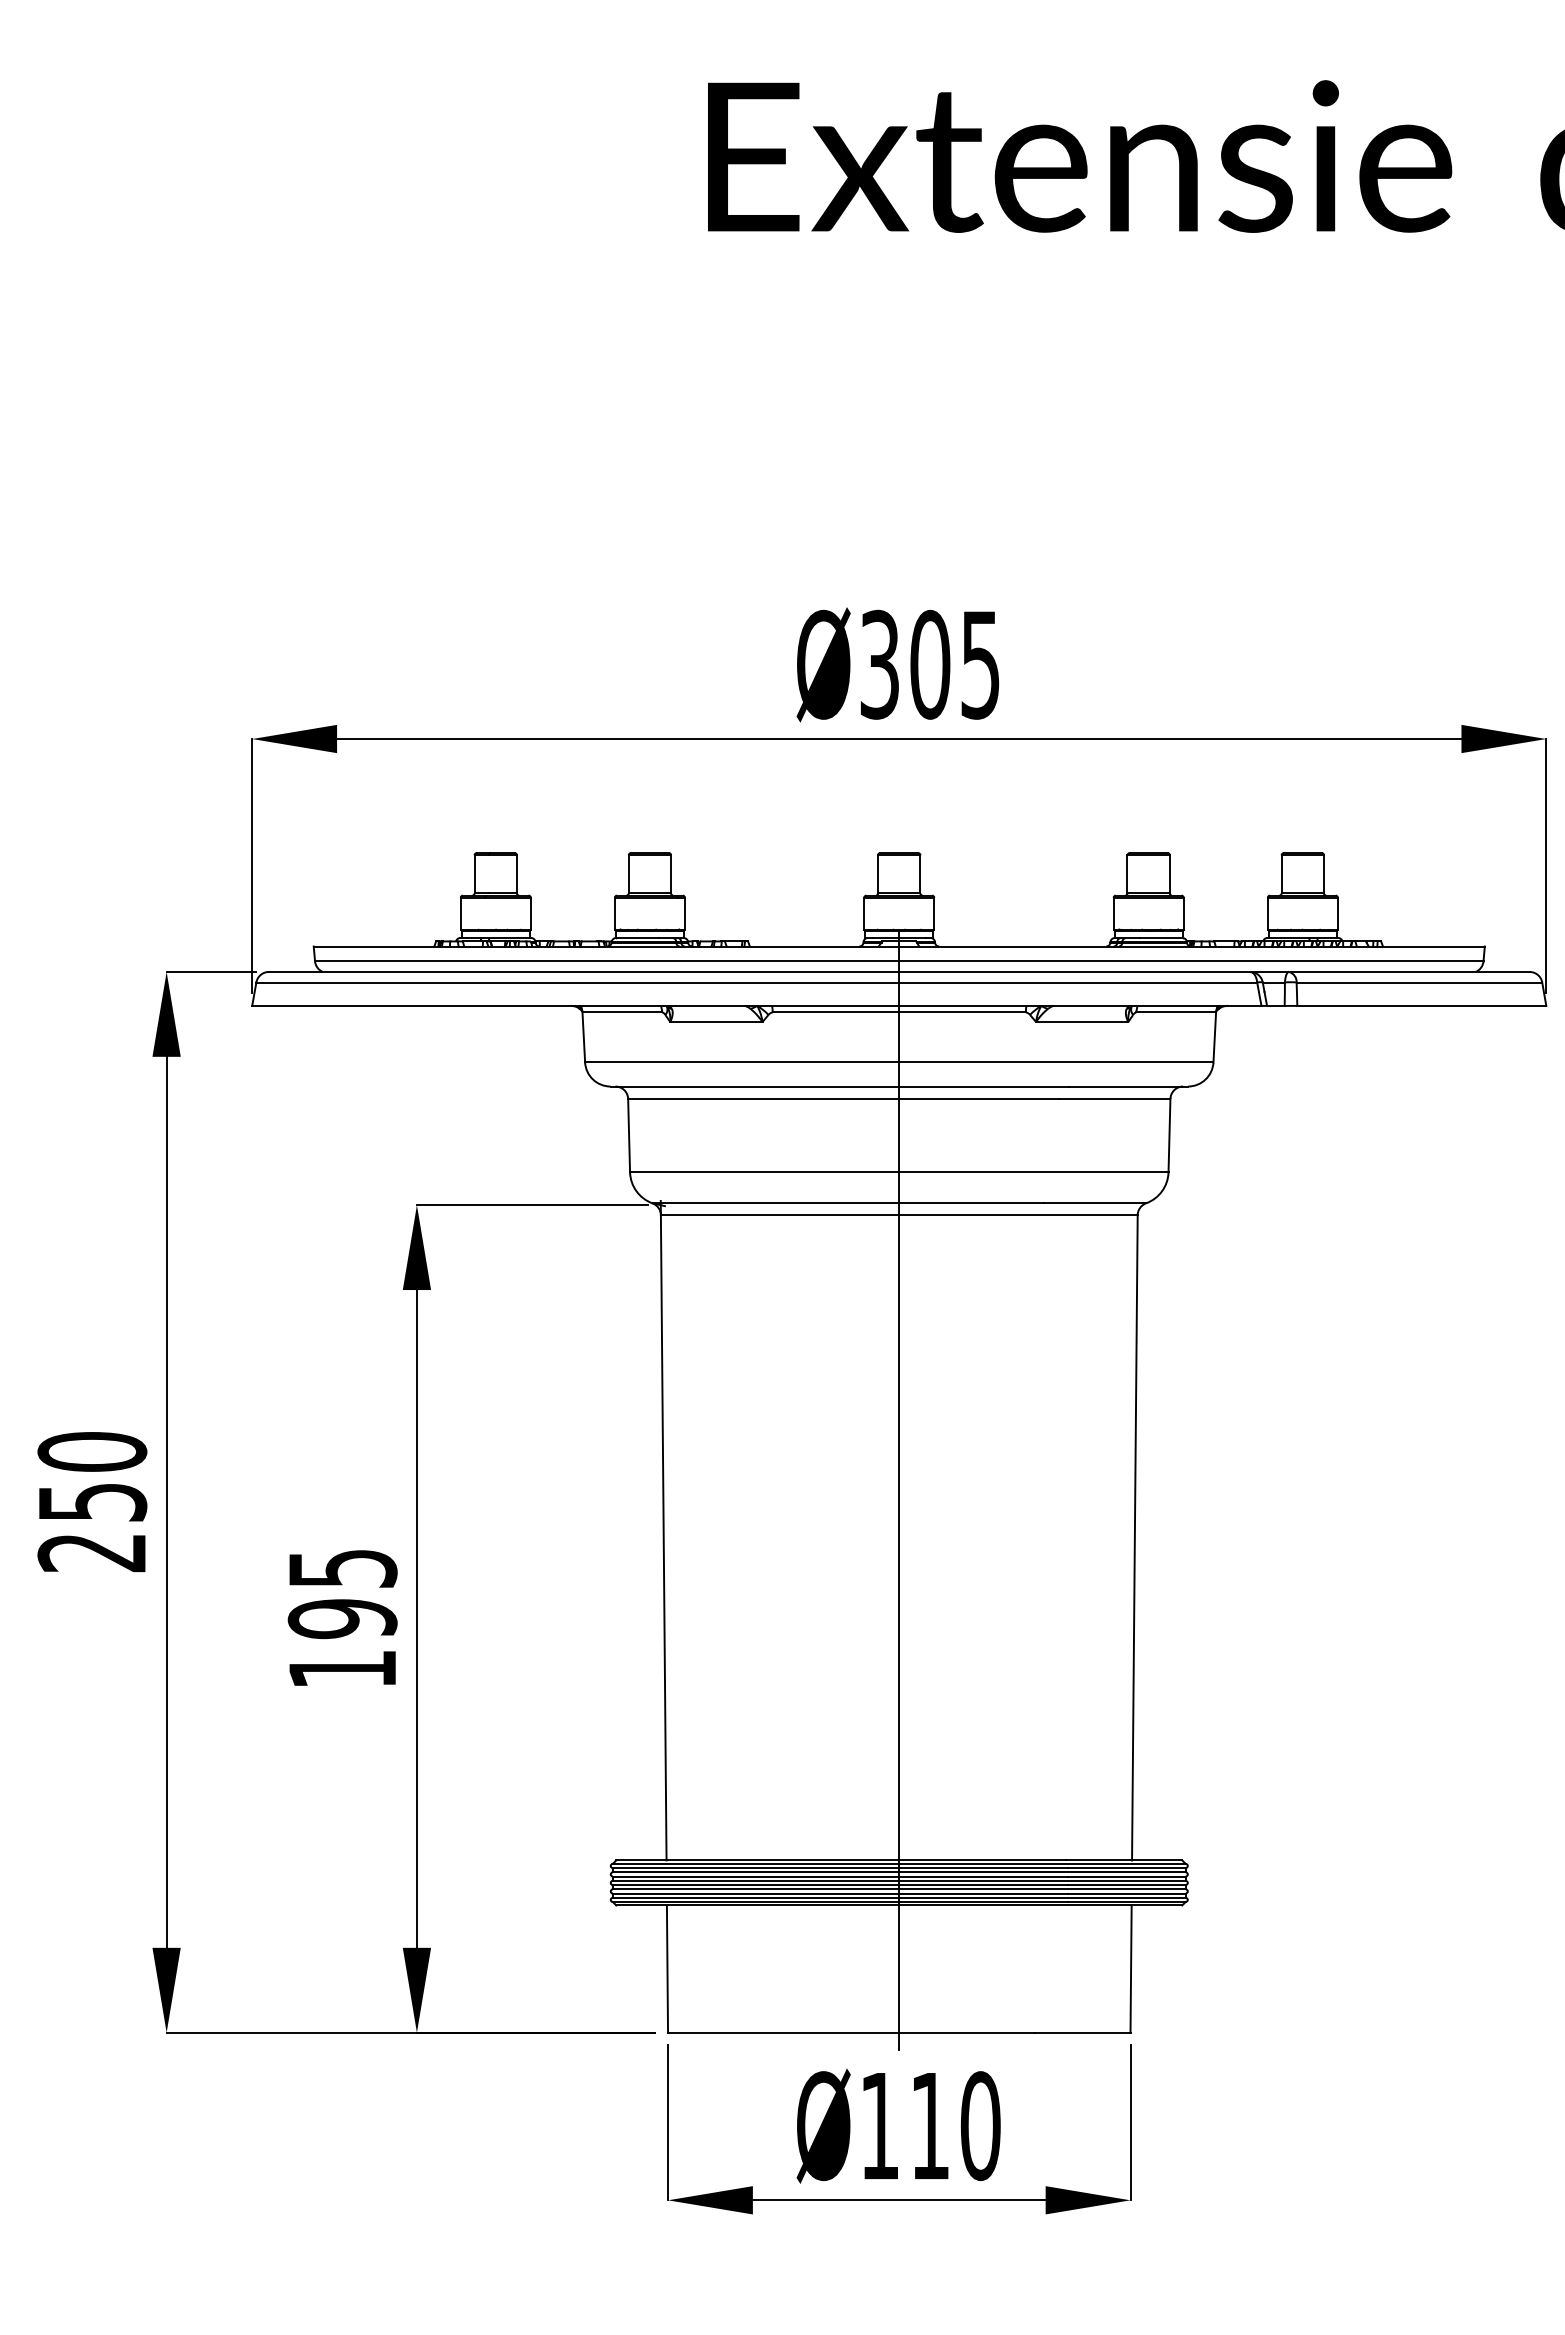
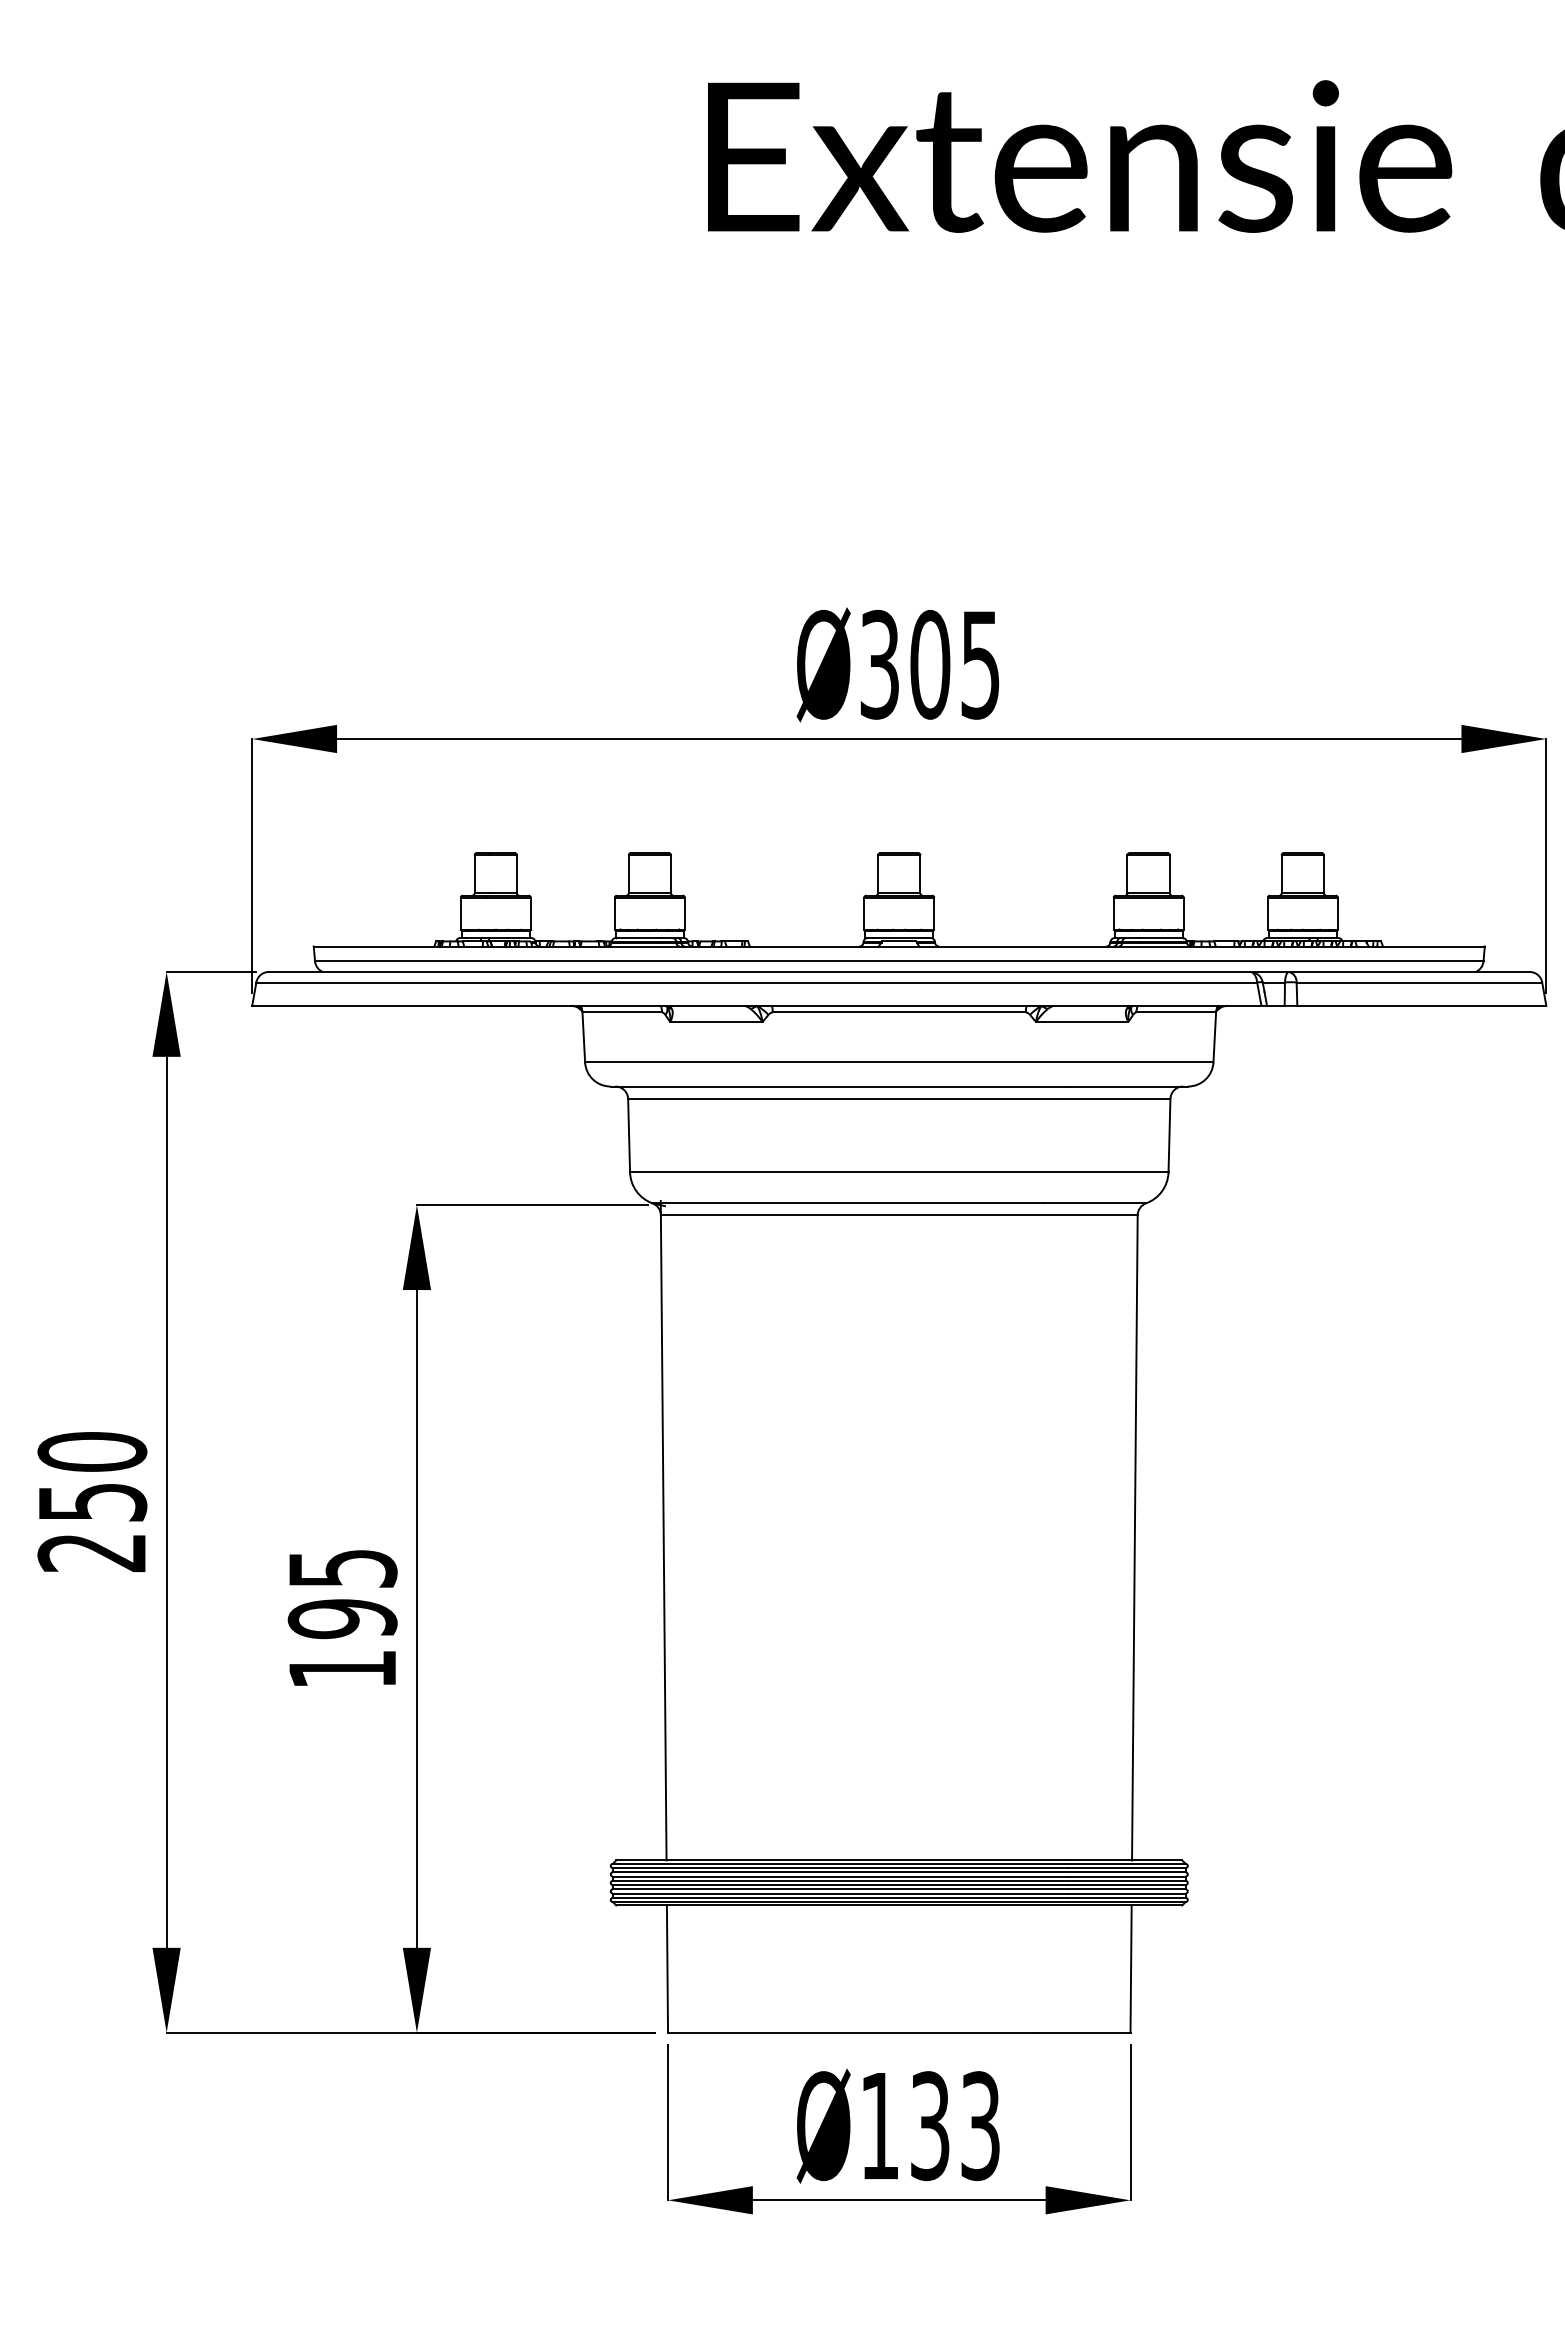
line: present -> none (899, 1489)
text: Ø110 -> Ø133 (955, 2126)
